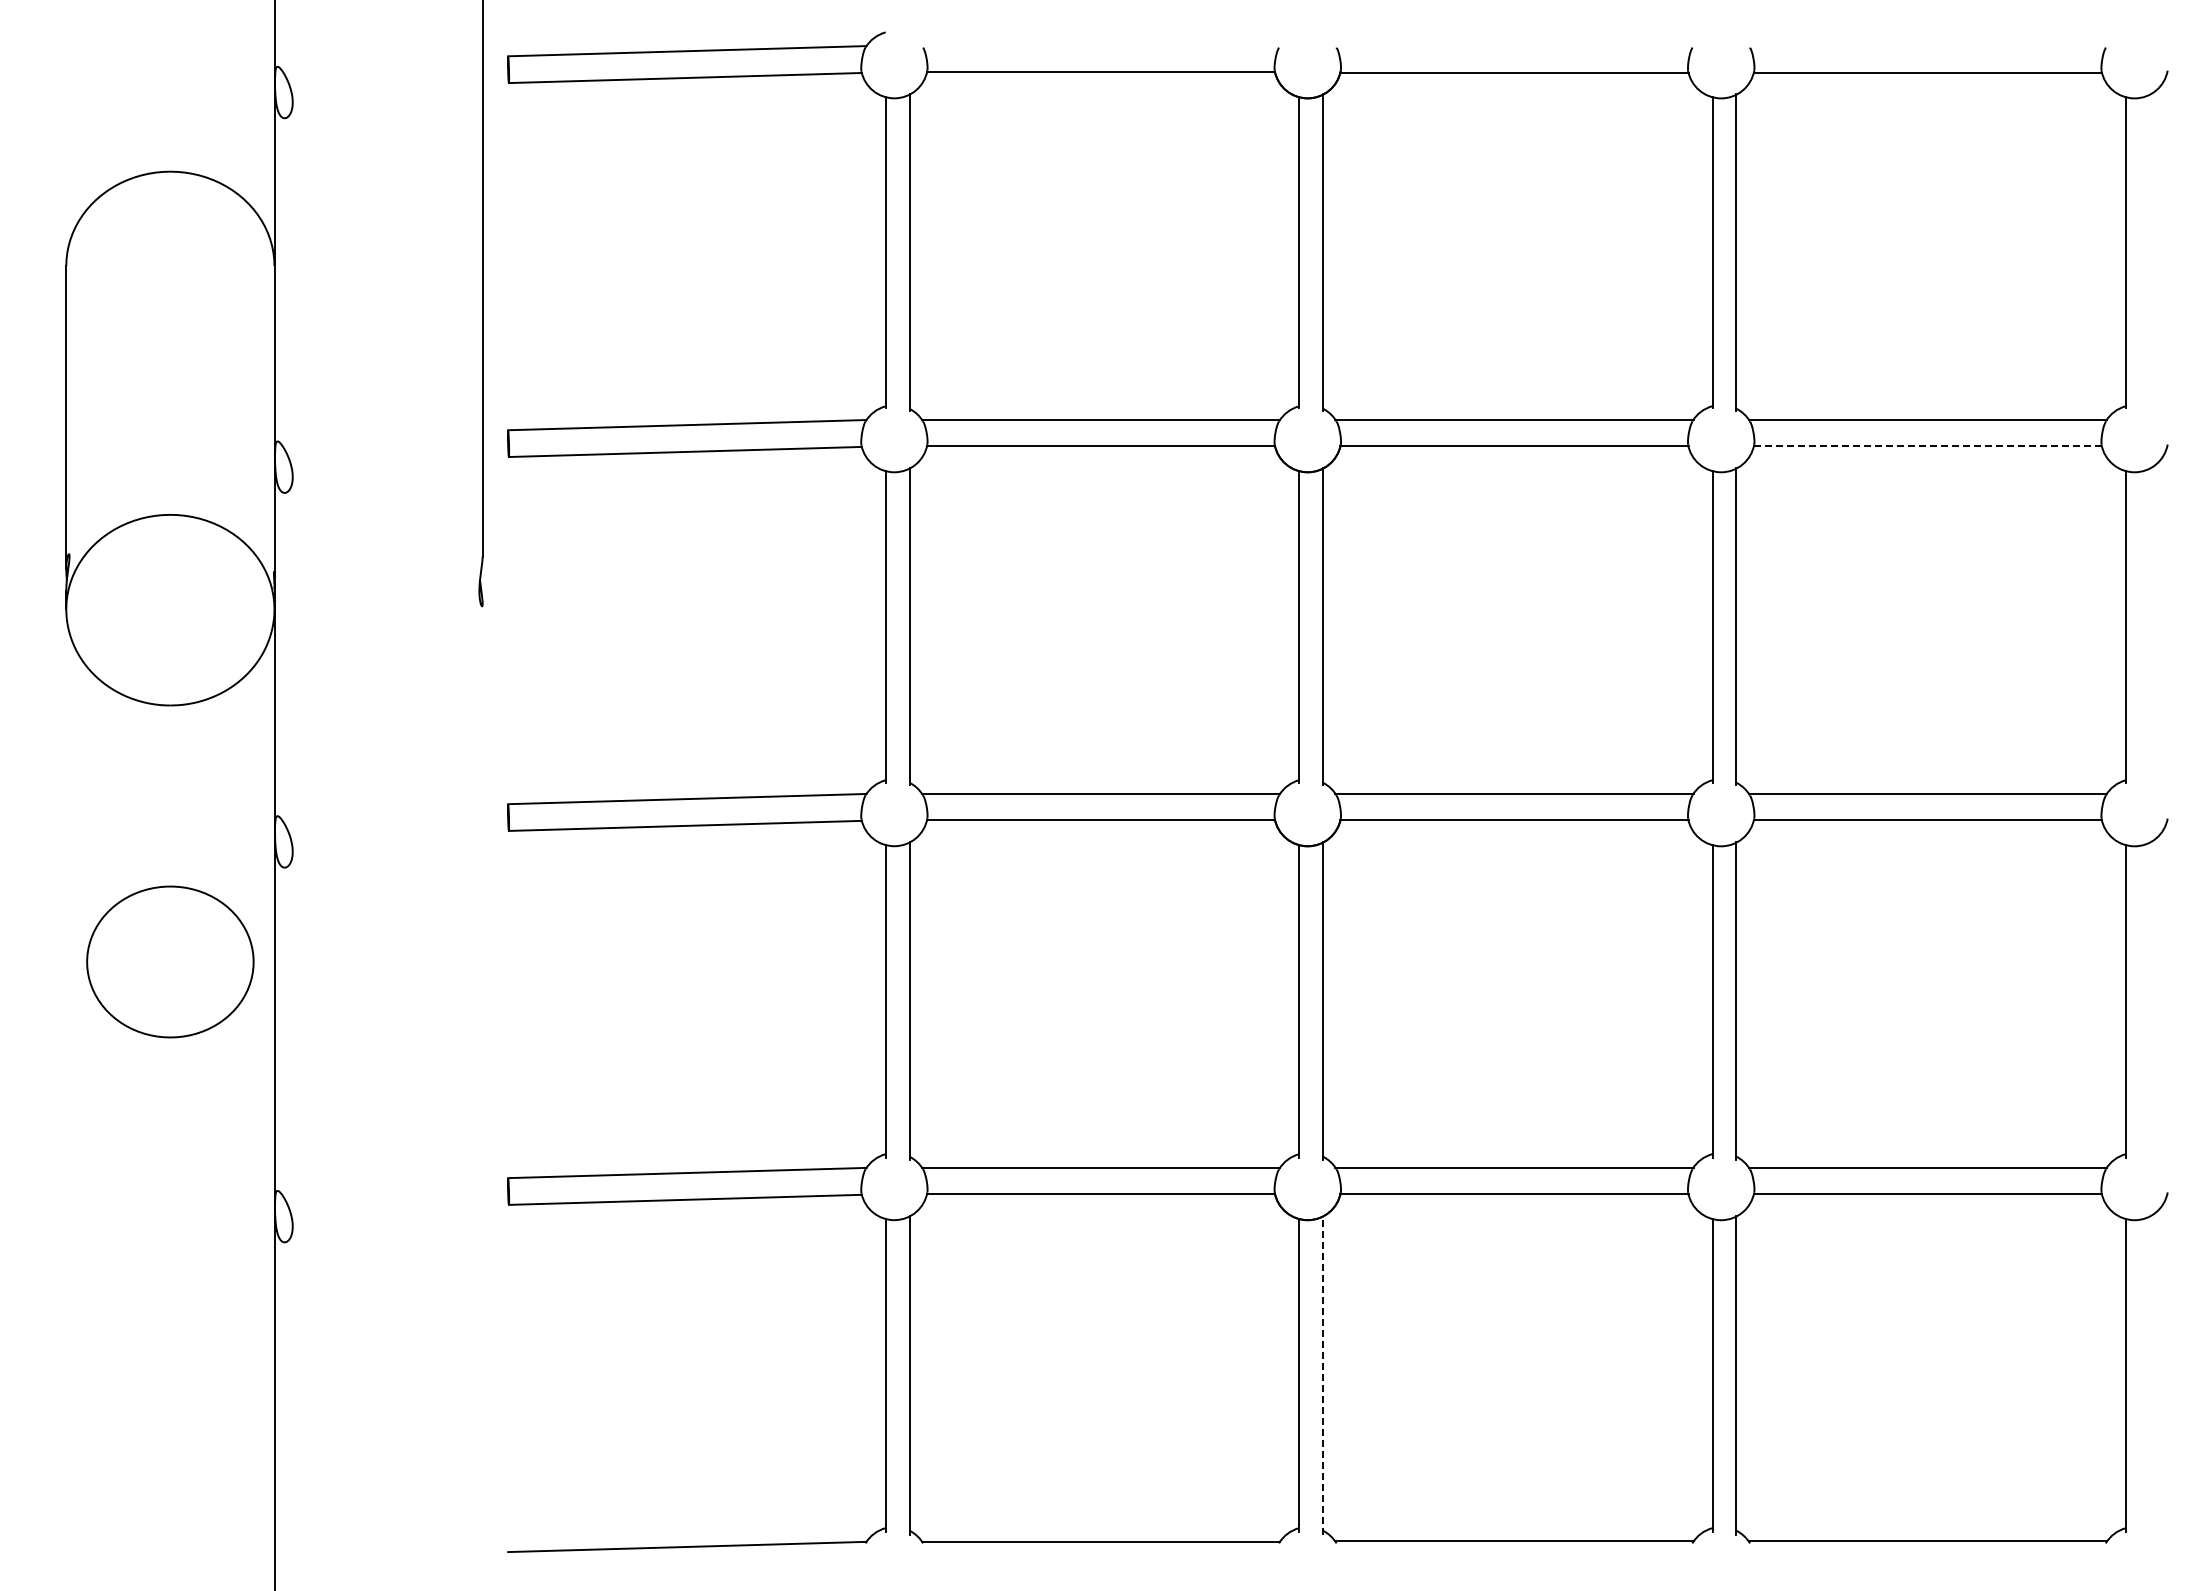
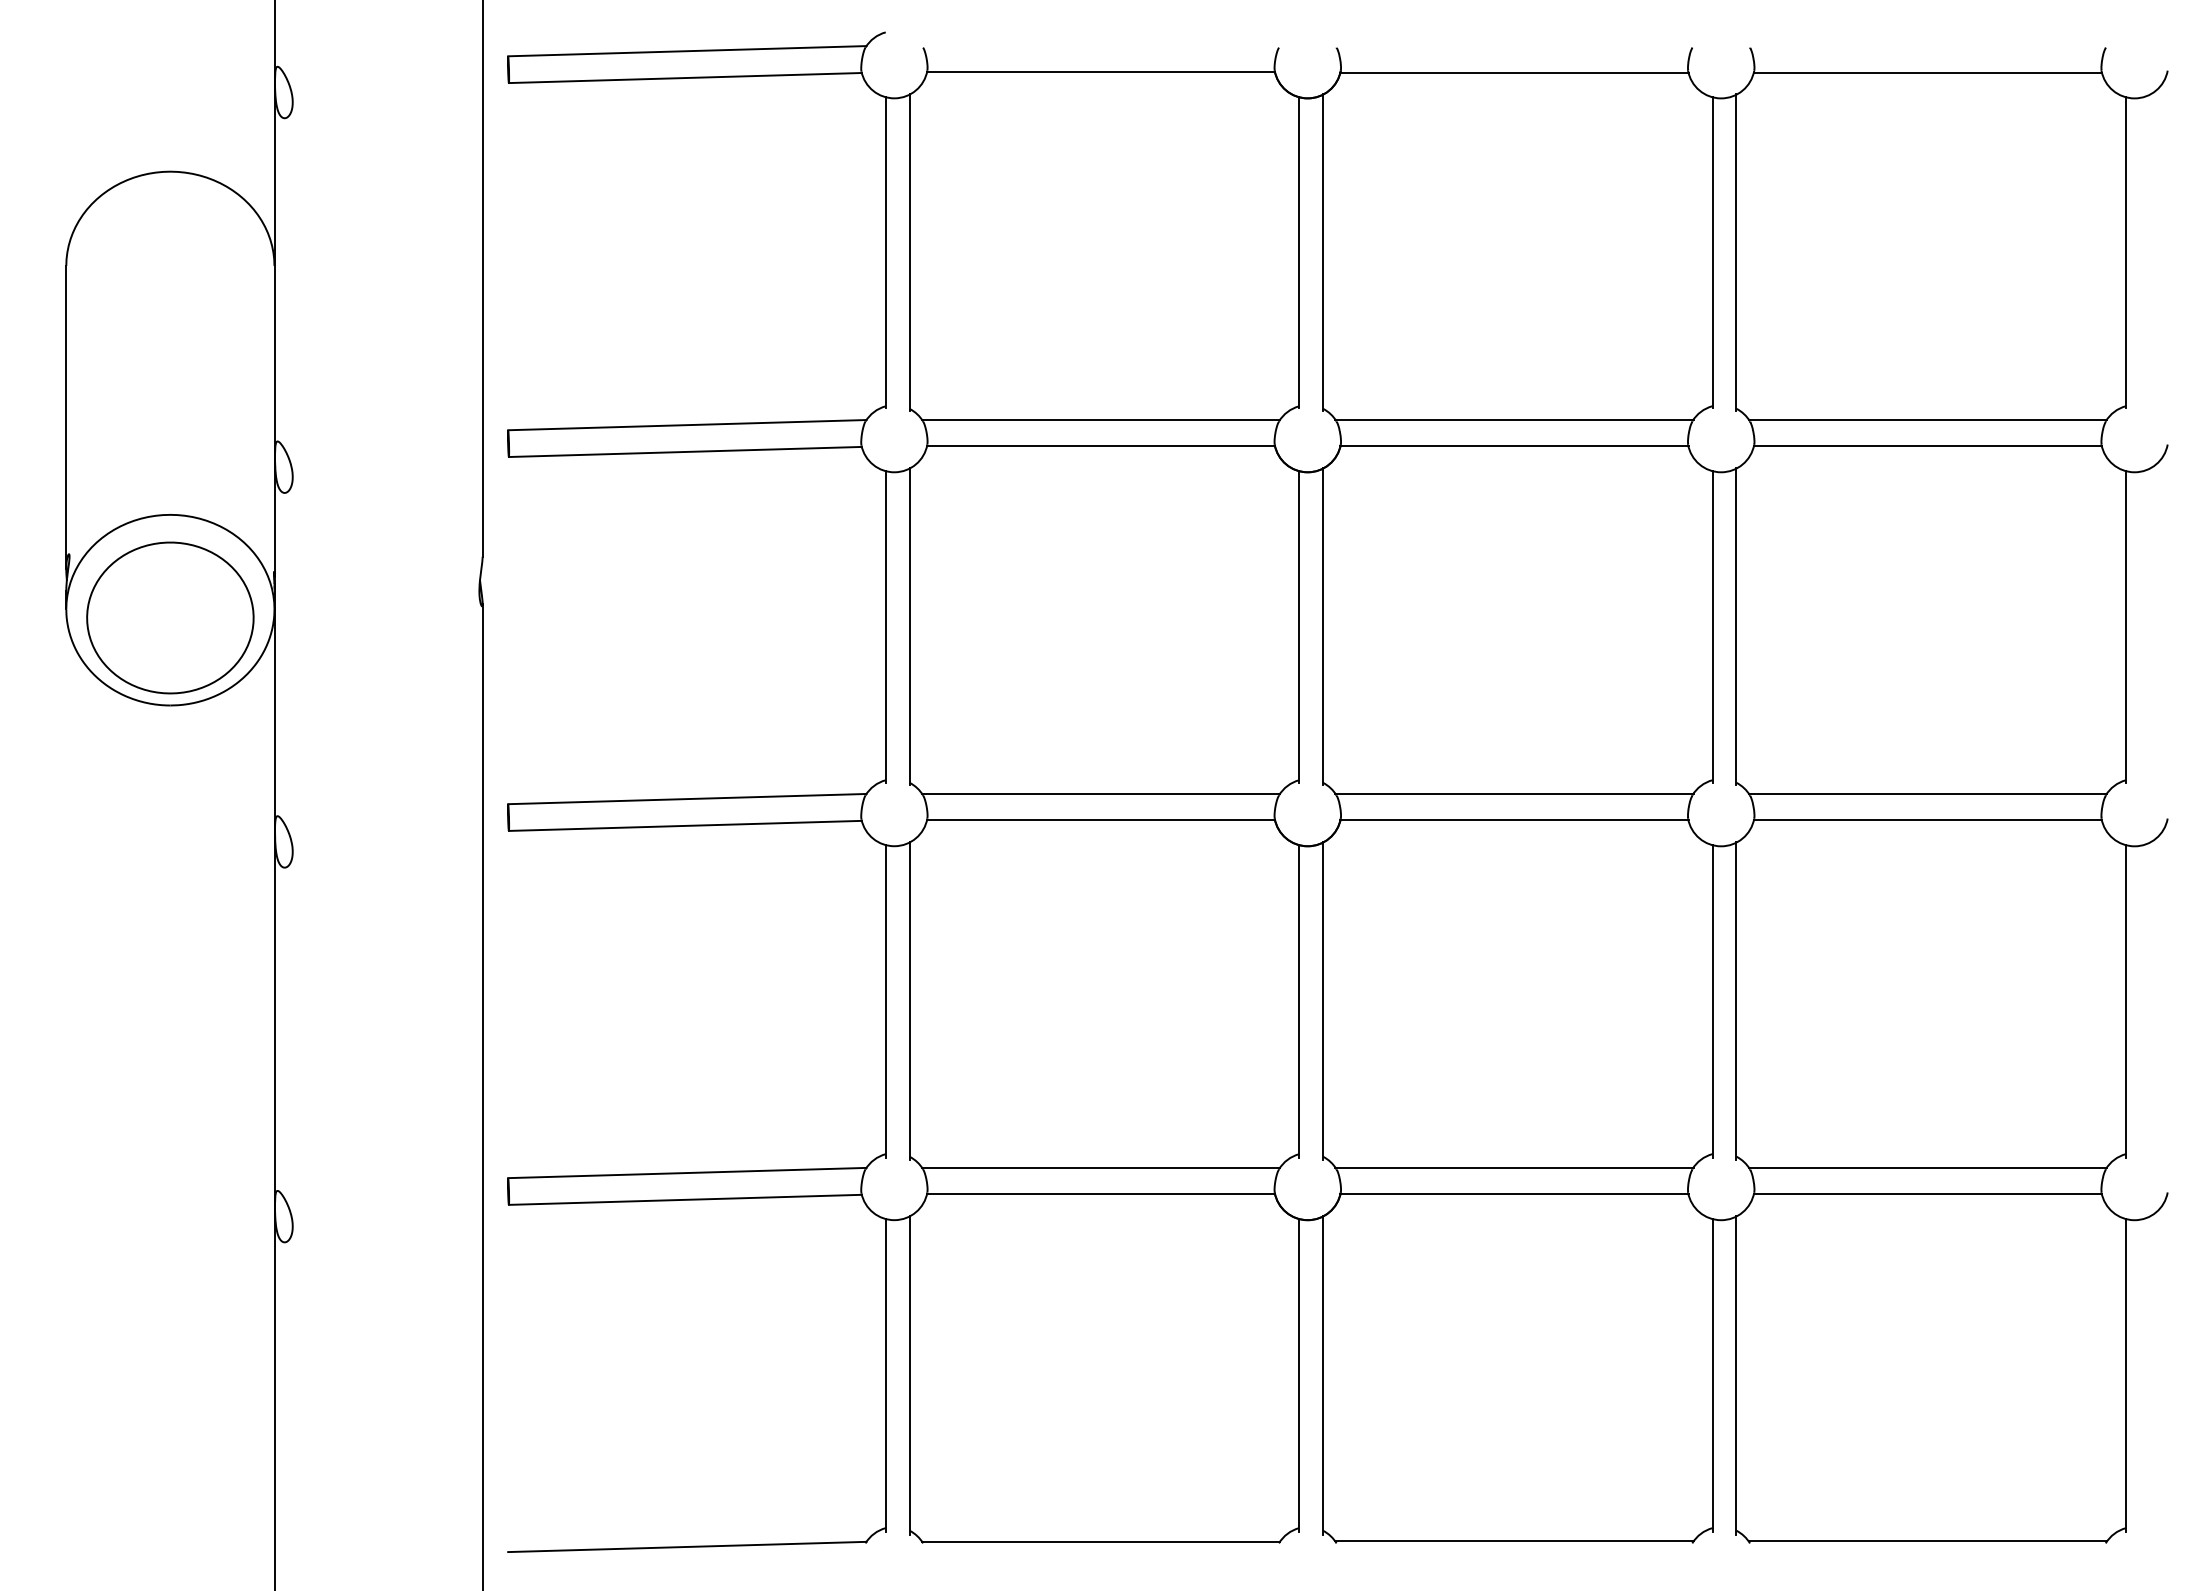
line: dashed -> solid (1928, 446)
part position: (170, 961) -> (170, 617) (170, 617)
line: none -> present (482, 1095)
line: dashed -> solid (1323, 1374)
